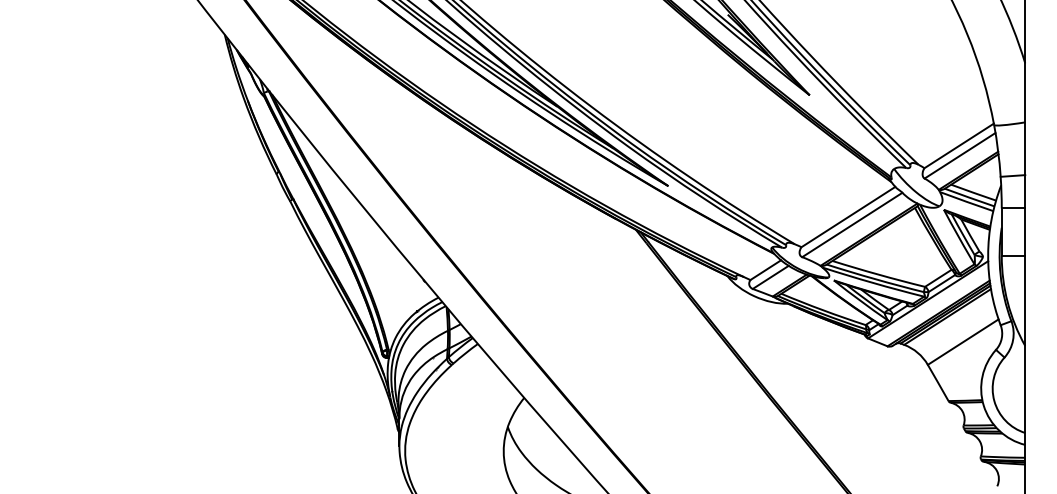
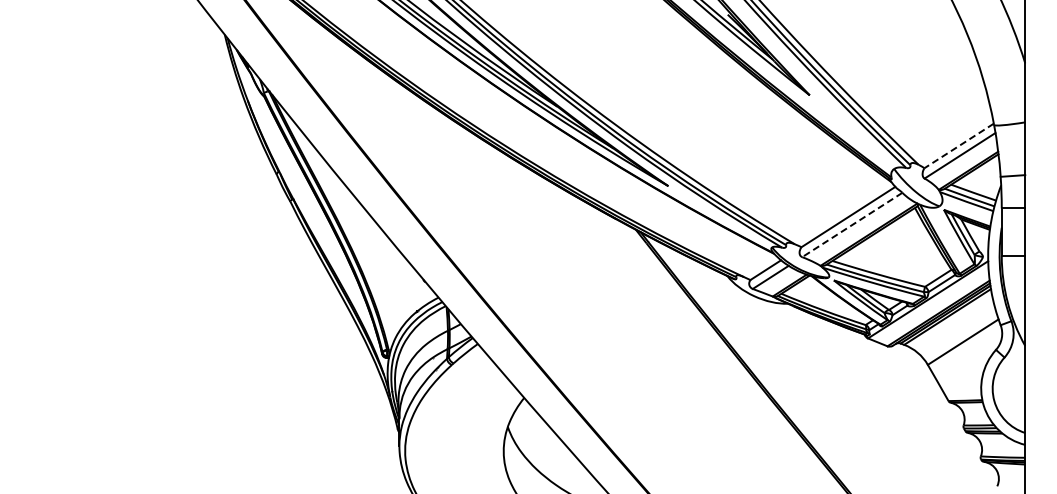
line: solid -> dashed (958, 146)
line: solid -> dashed (852, 224)
